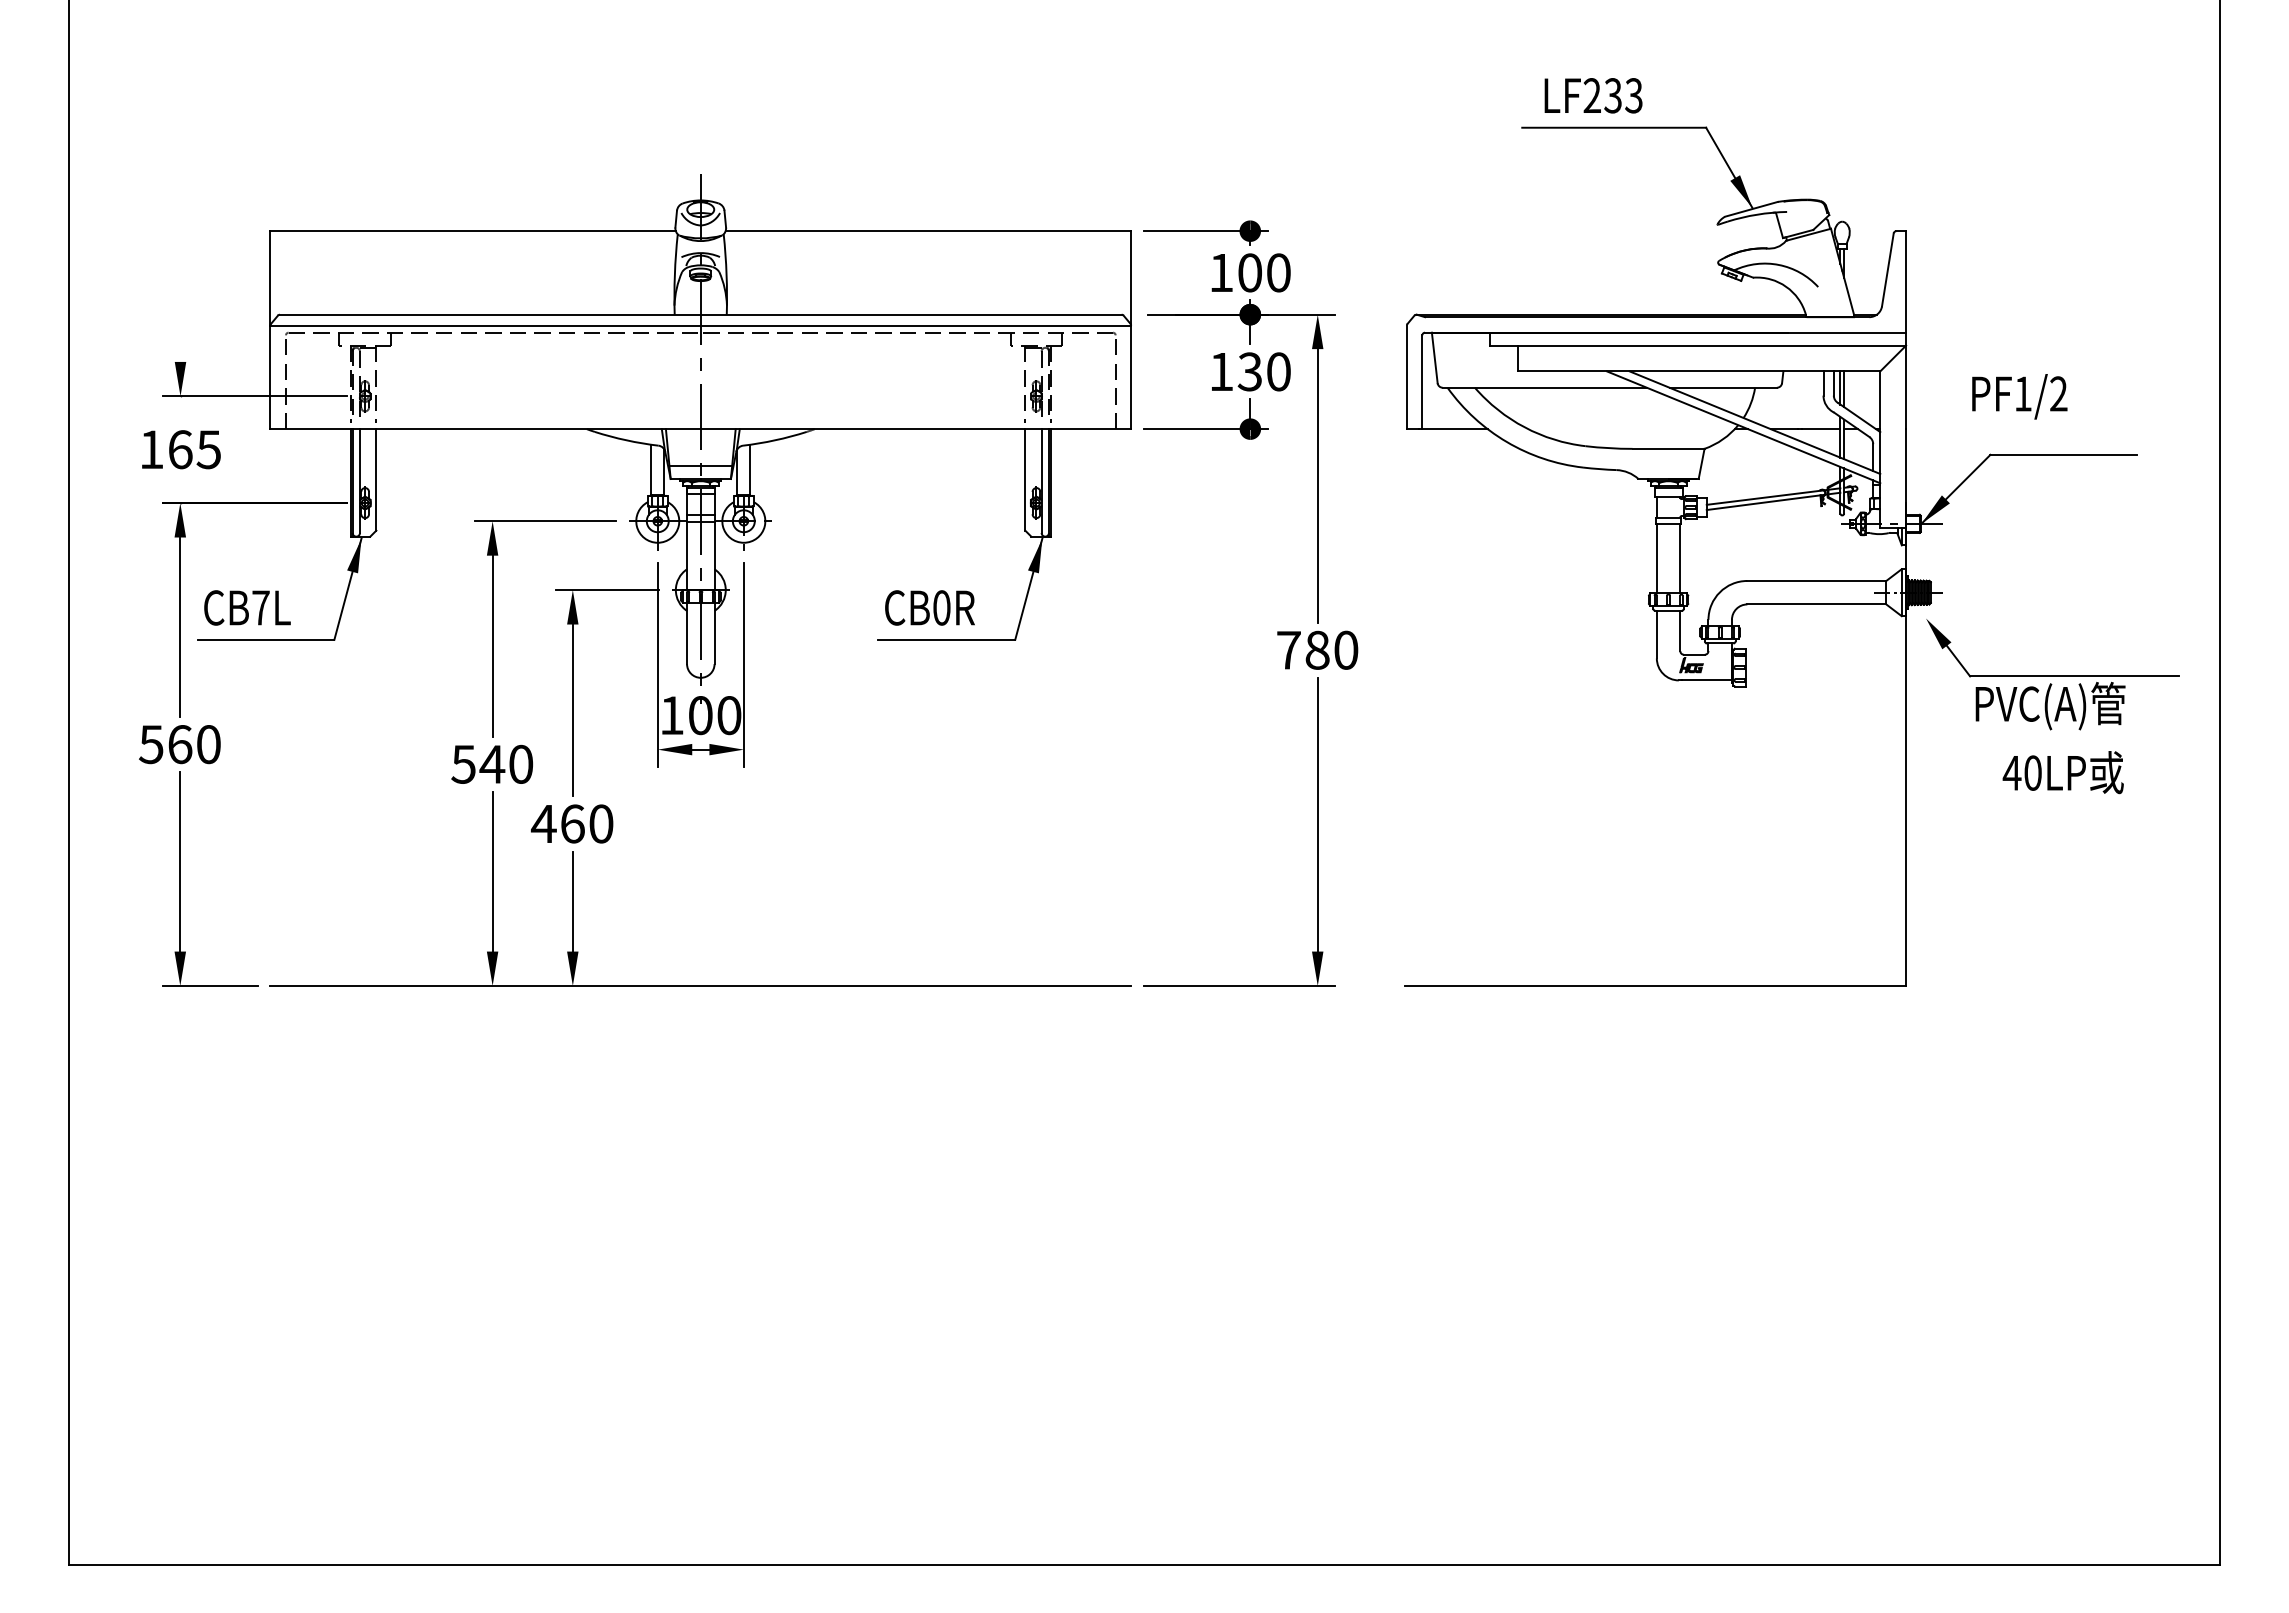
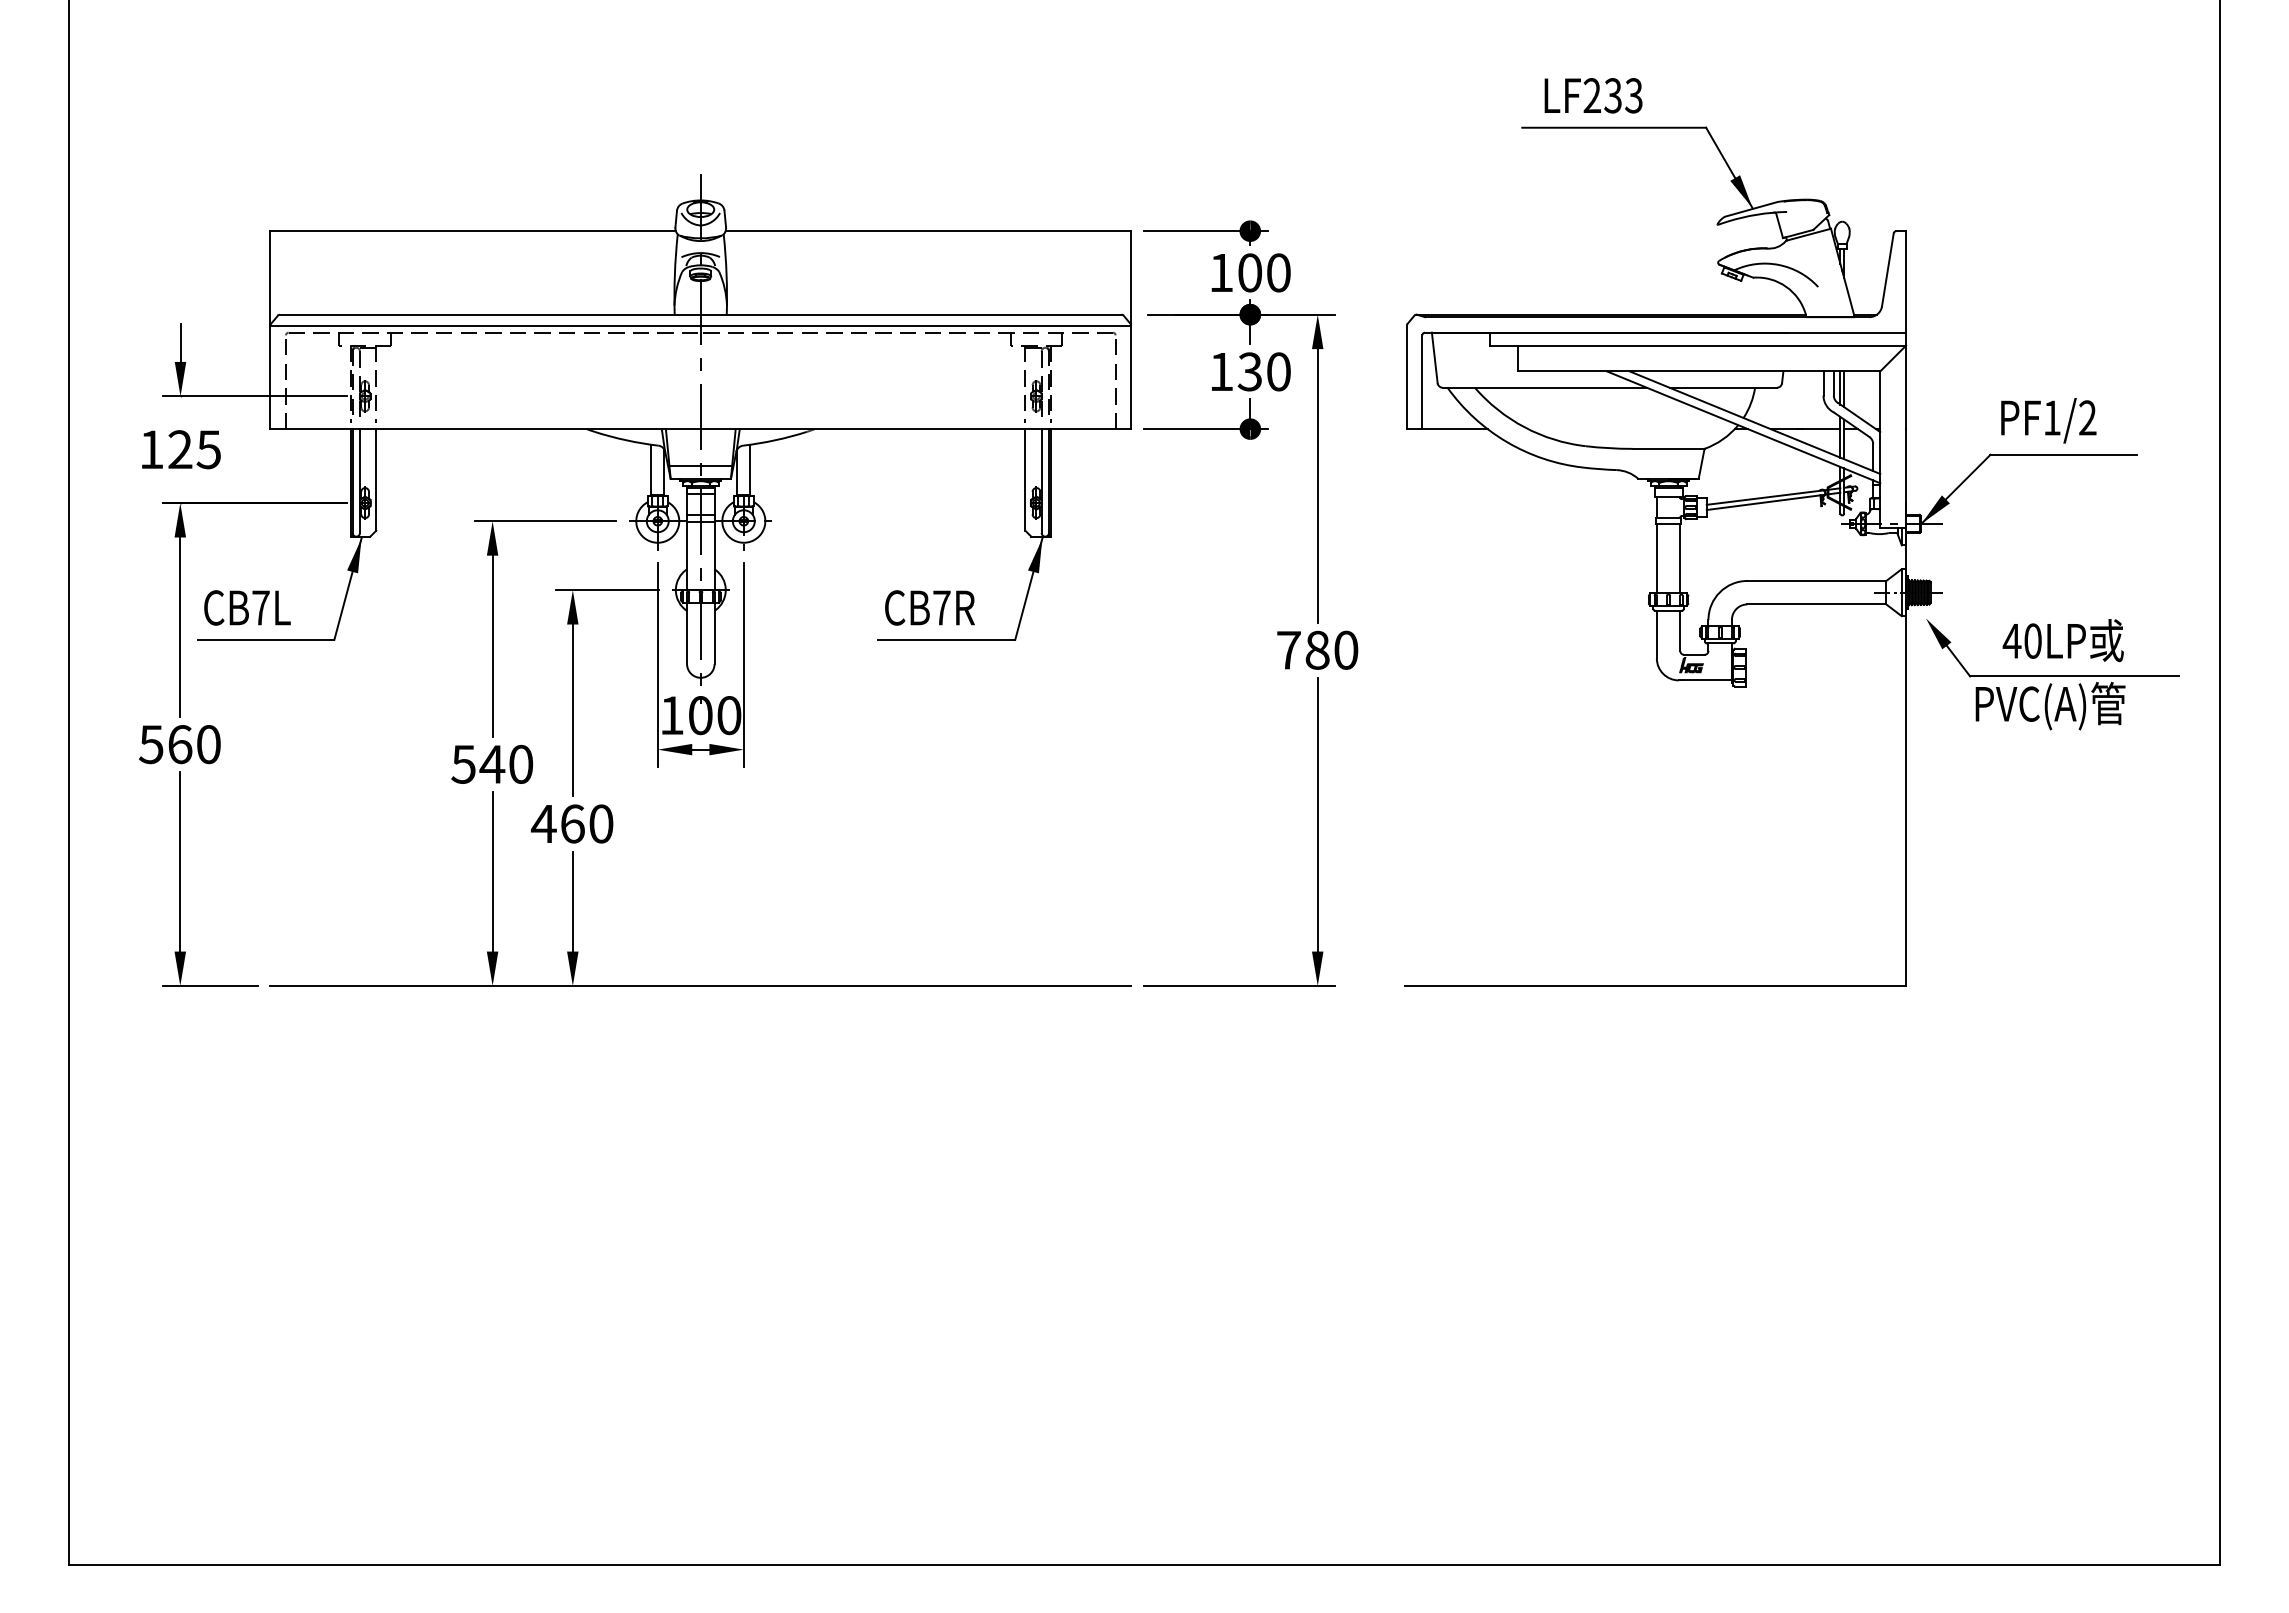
line: none -> present (180, 342)
text position: (2019, 396) -> (2048, 420) (2048, 420)
text: 165 -> 125 (180, 449)
text: CB0R -> CB7R (941, 607)
text position: (2062, 772) -> (2062, 640) (2062, 640)
